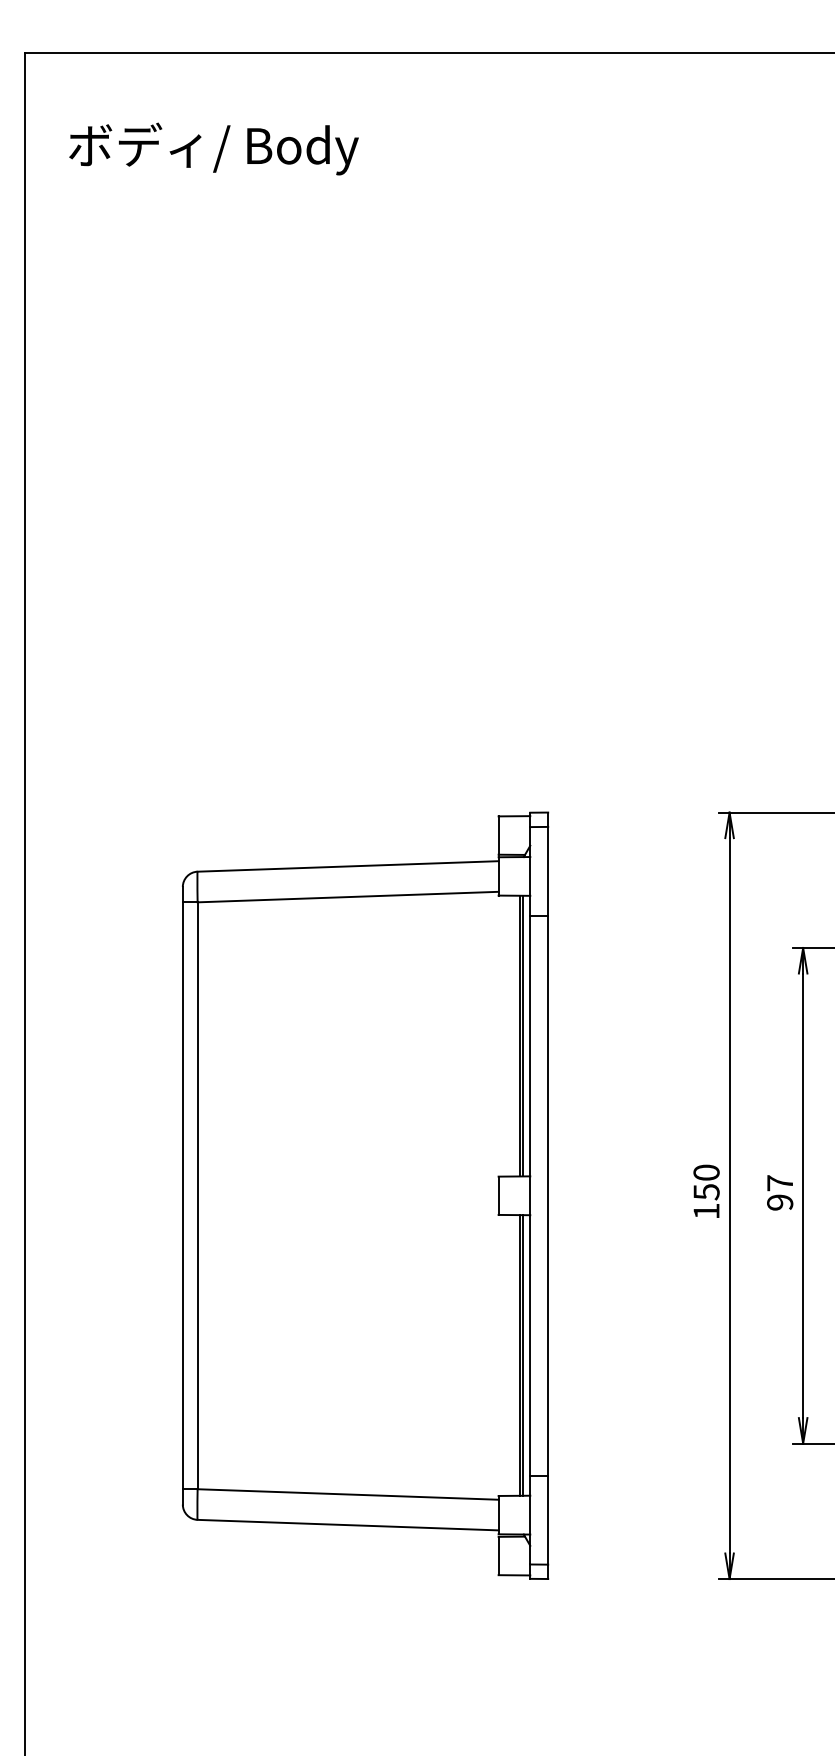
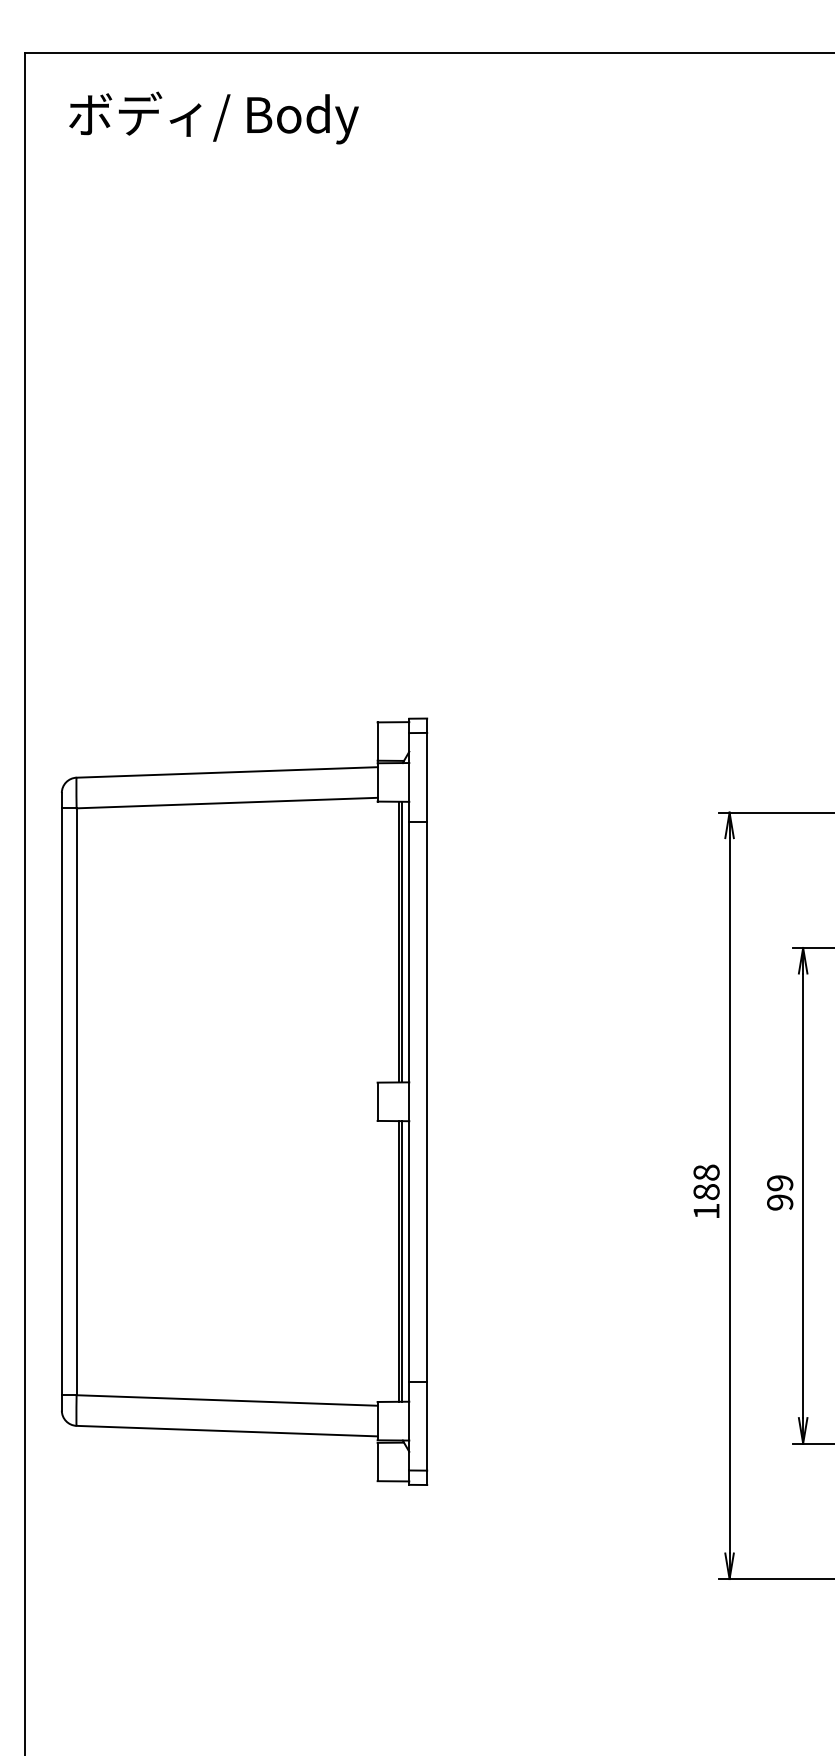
text position: (213, 148) -> (213, 117) (213, 117)
text: 150 -> 188 (706, 1182)
text: 97 -> 99 (780, 1183)
part position: (365, 1195) -> (244, 1101) (244, 1101)
